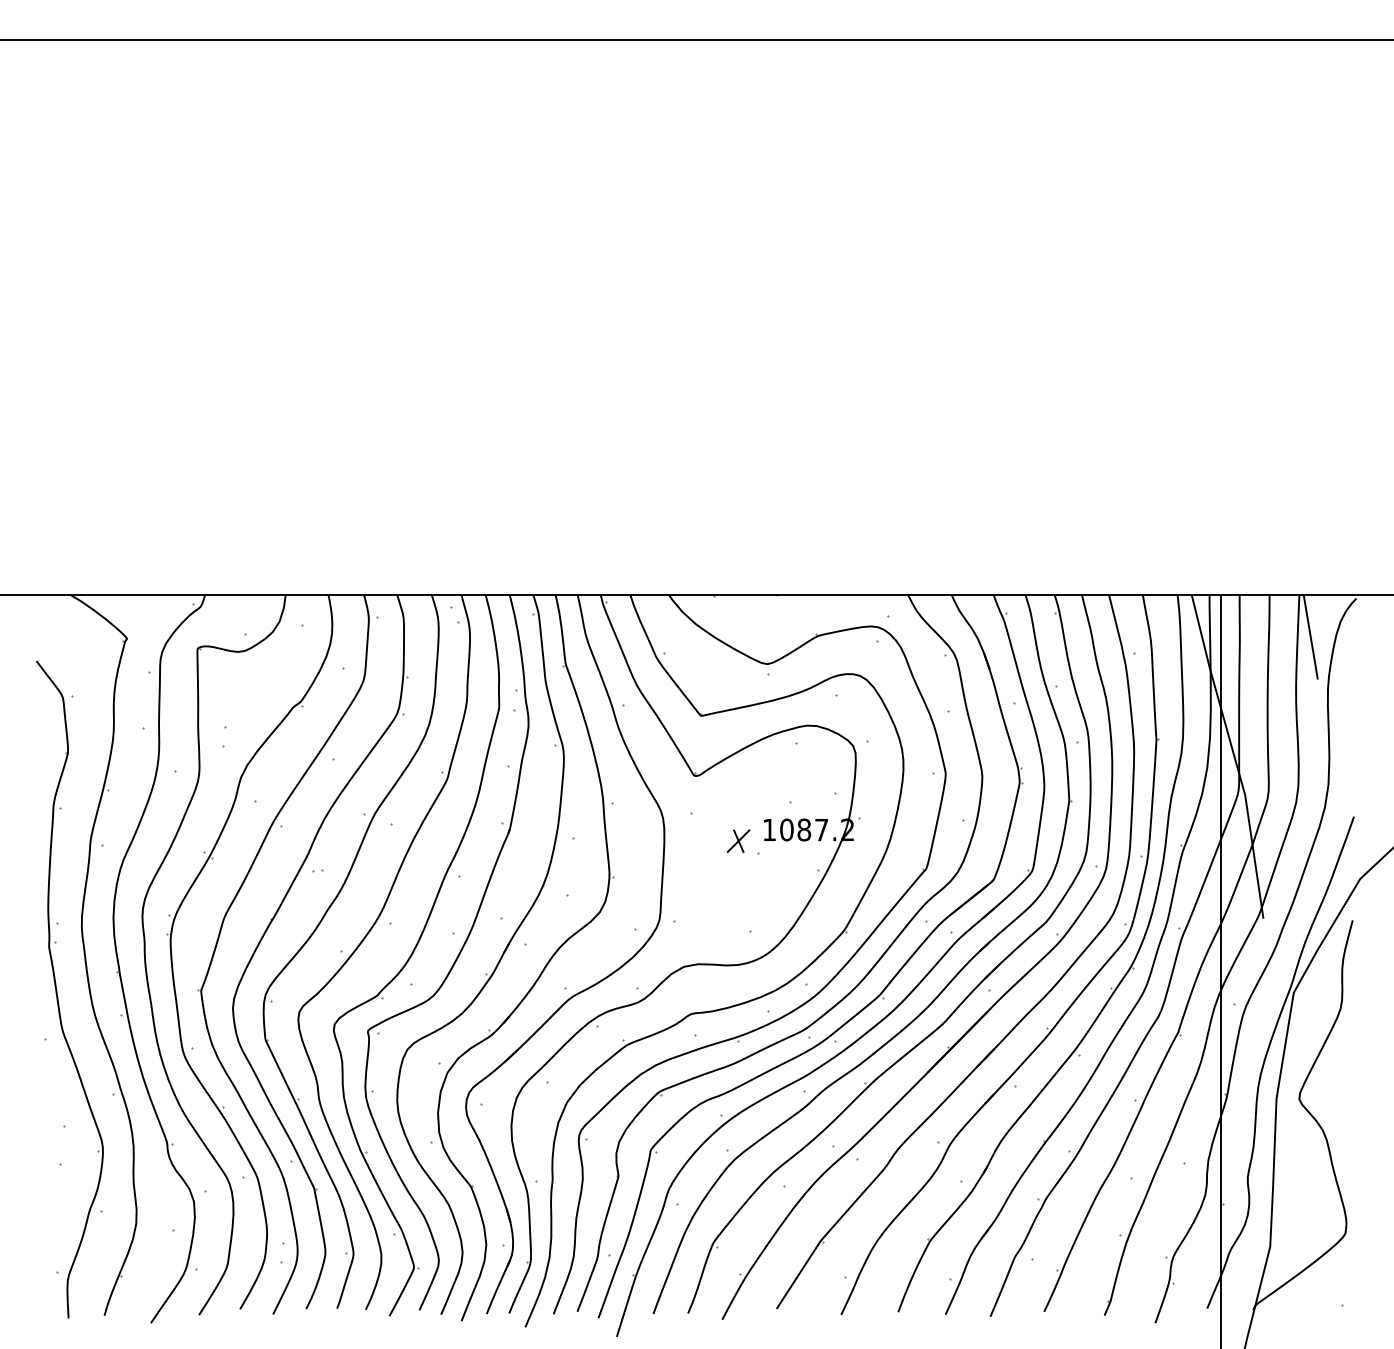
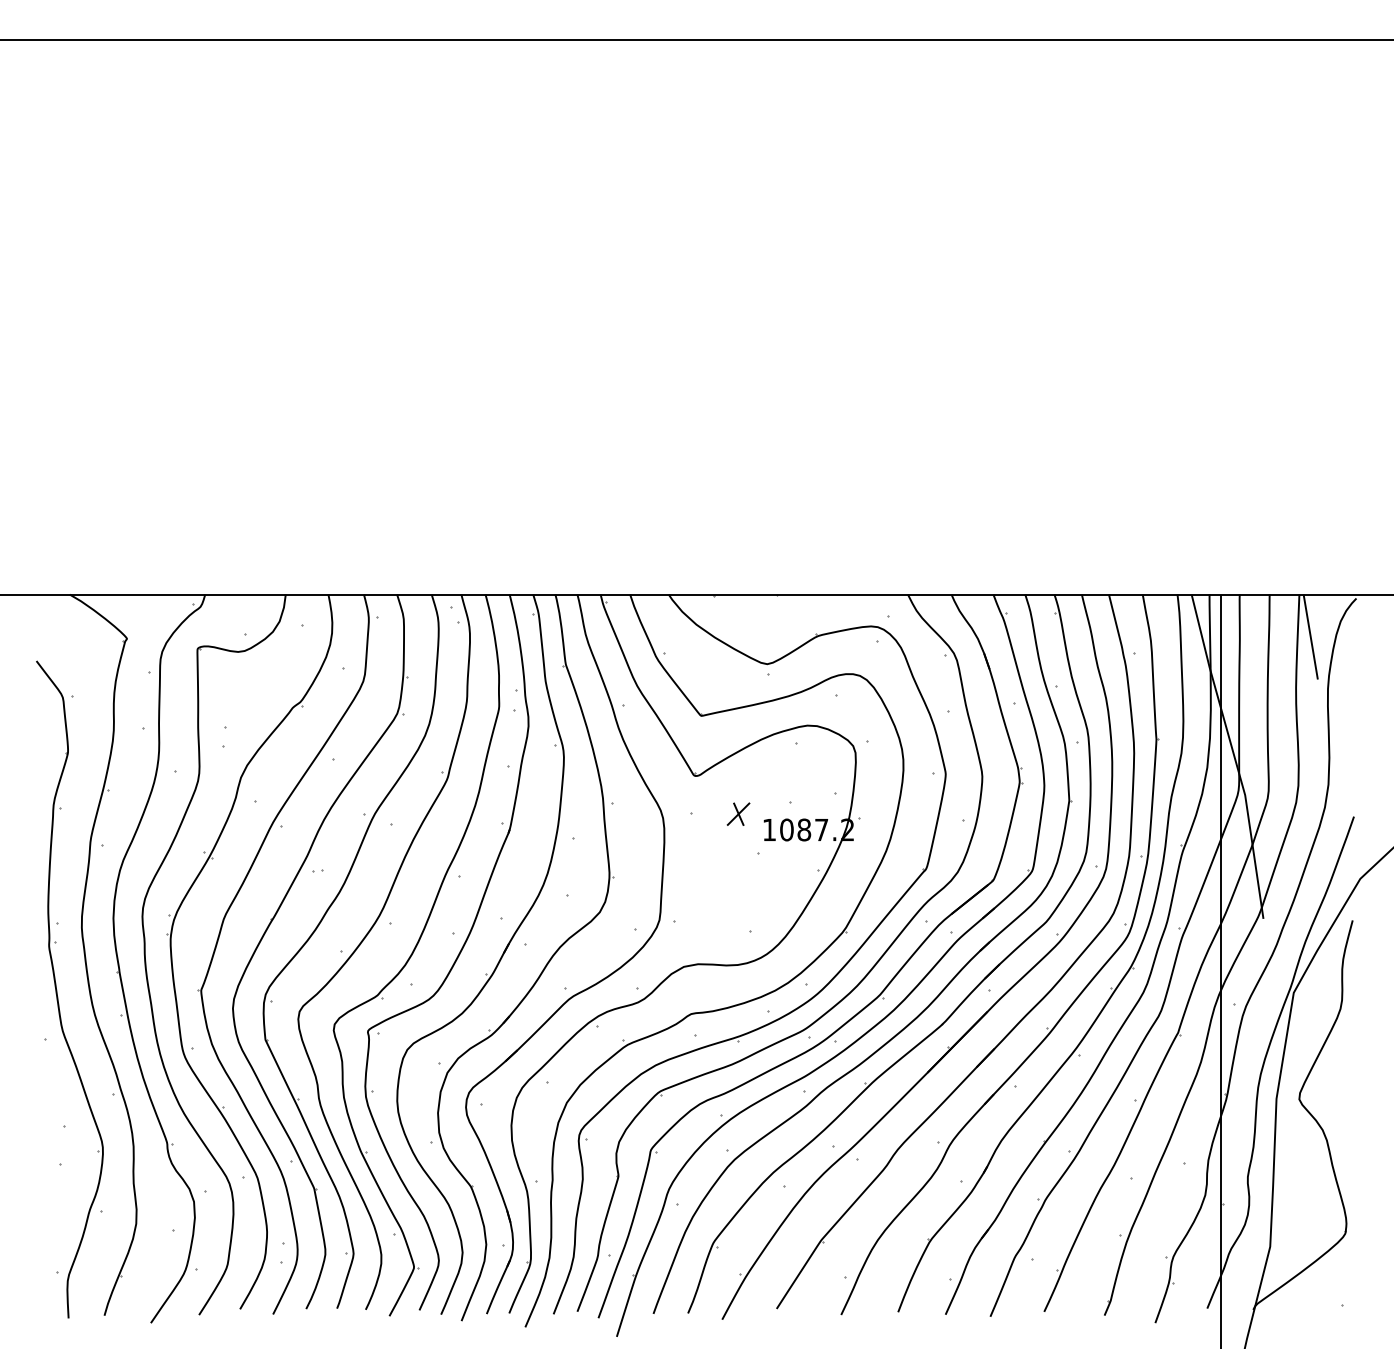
part position: (738, 840) -> (738, 813) (738, 813)
